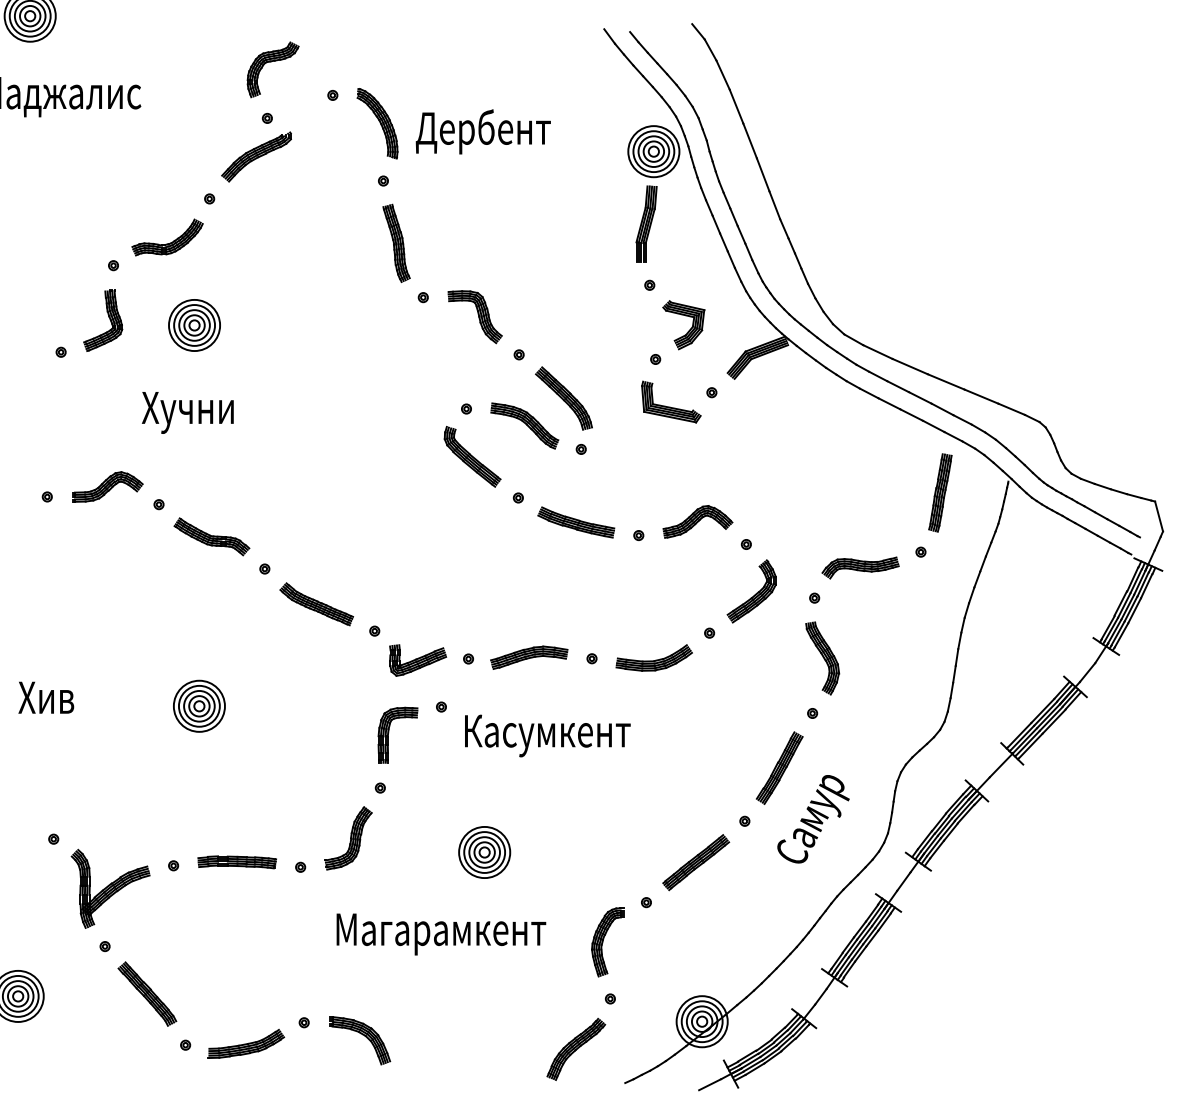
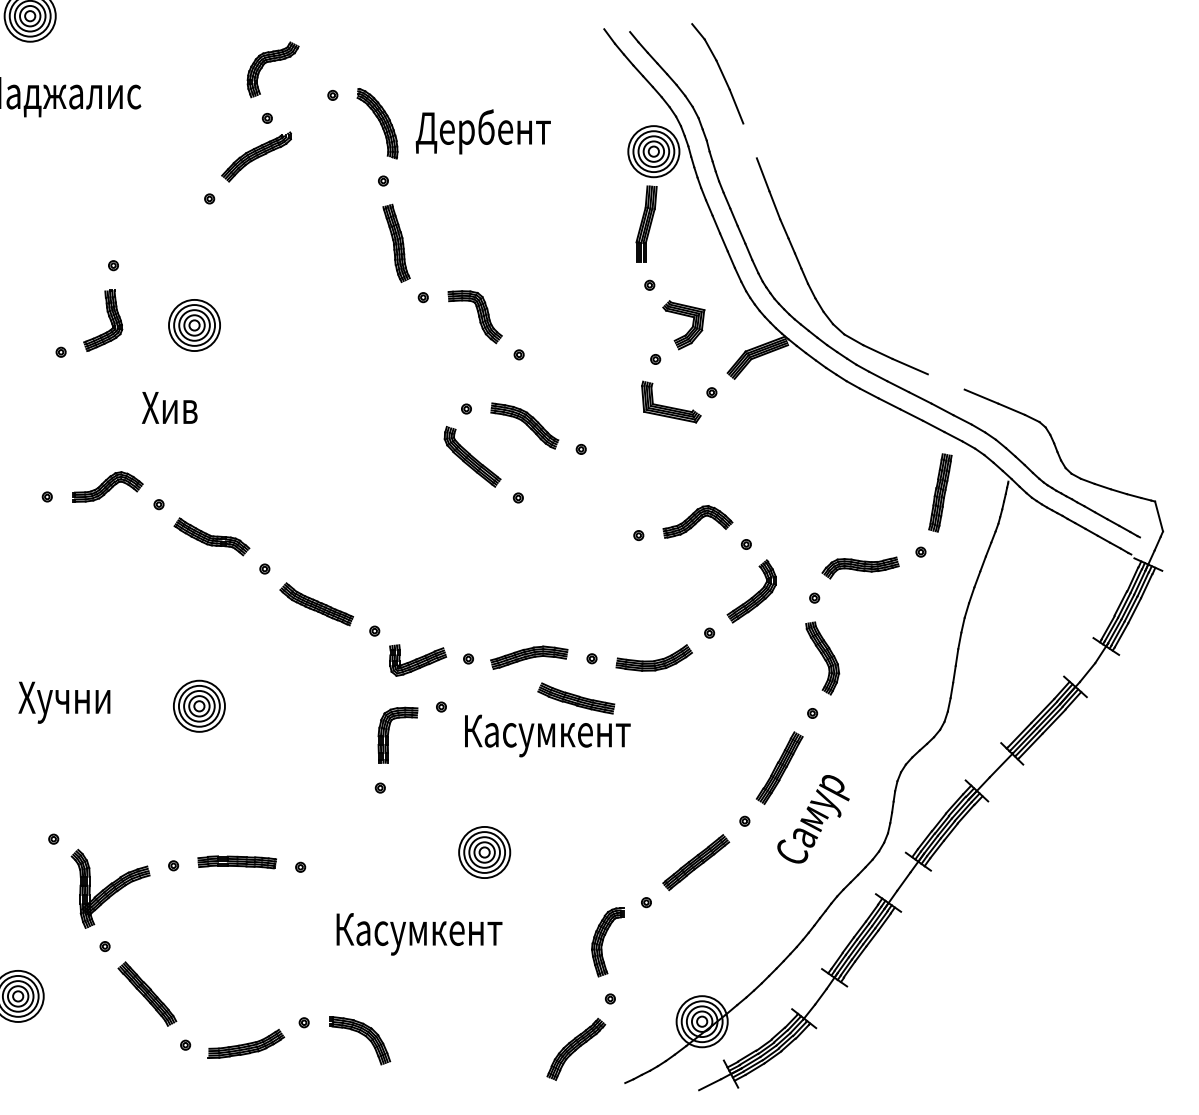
line: present -> none (749, 140)
part: present -> none (167, 237)
line: present -> none (945, 381)
part: present -> none (563, 398)
text: Хучни -> Хив (196, 416)
part position: (576, 522) -> (576, 698) (576, 698)
text: Хив -> Хучни (73, 706)
part: present -> none (348, 838)
text: Магарамкент -> Касумкент (442, 934)
